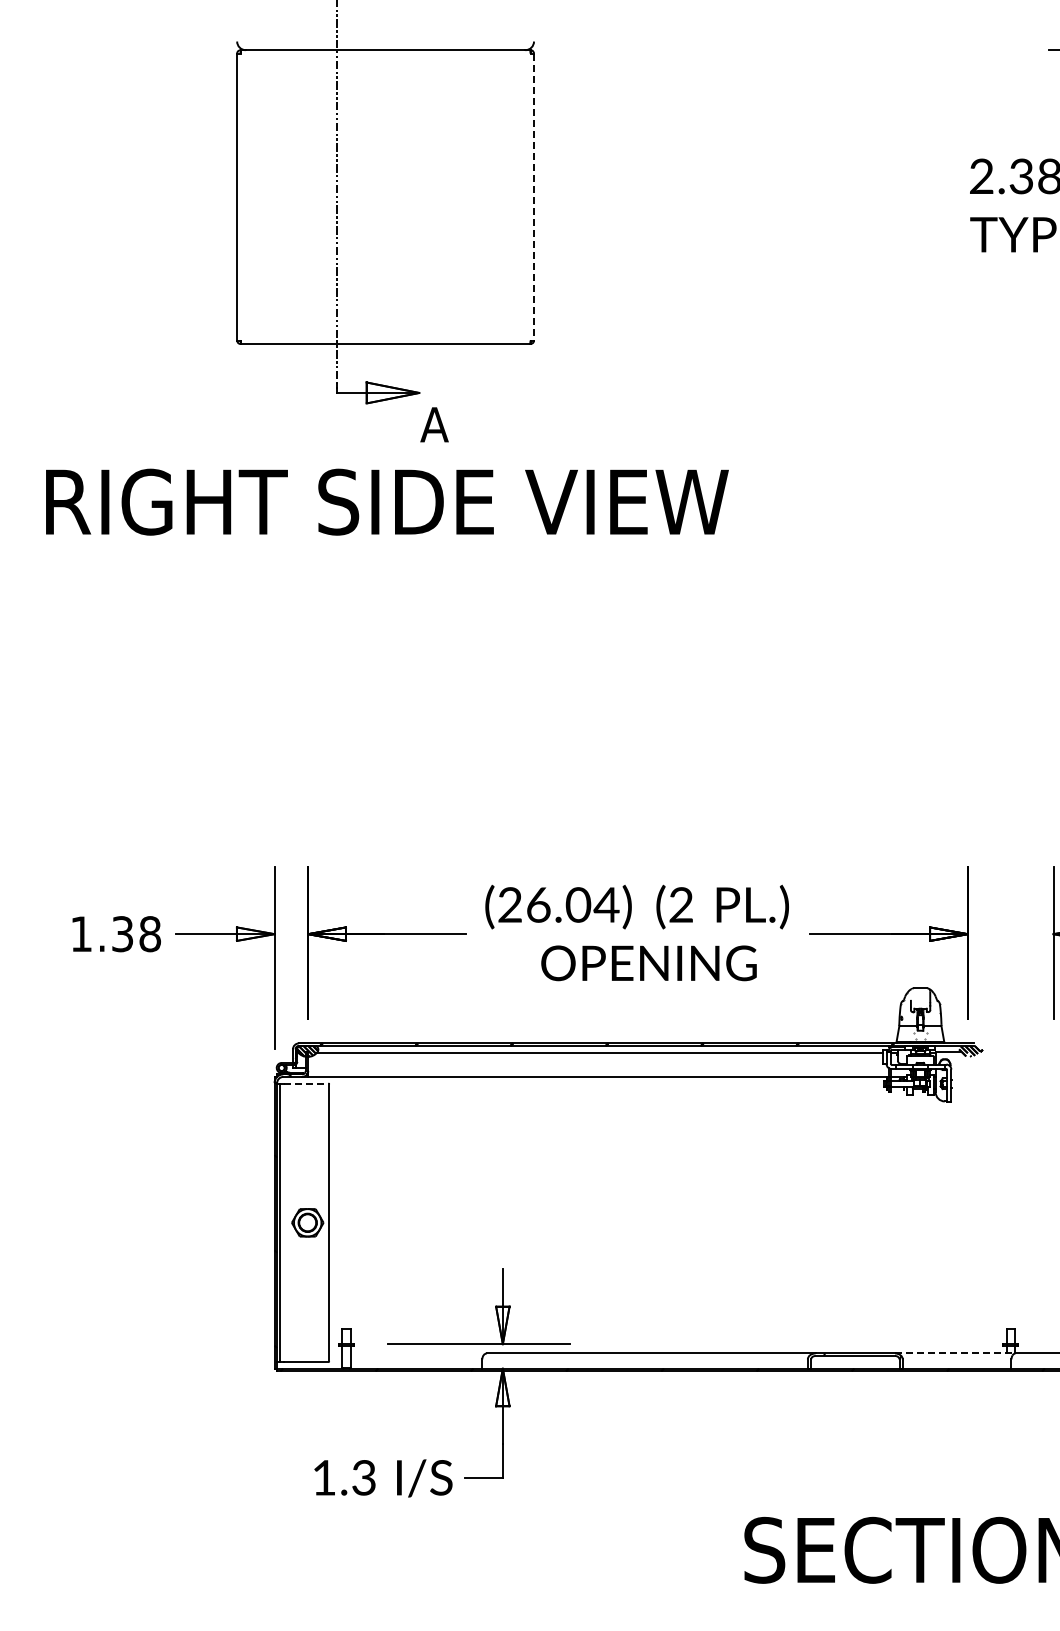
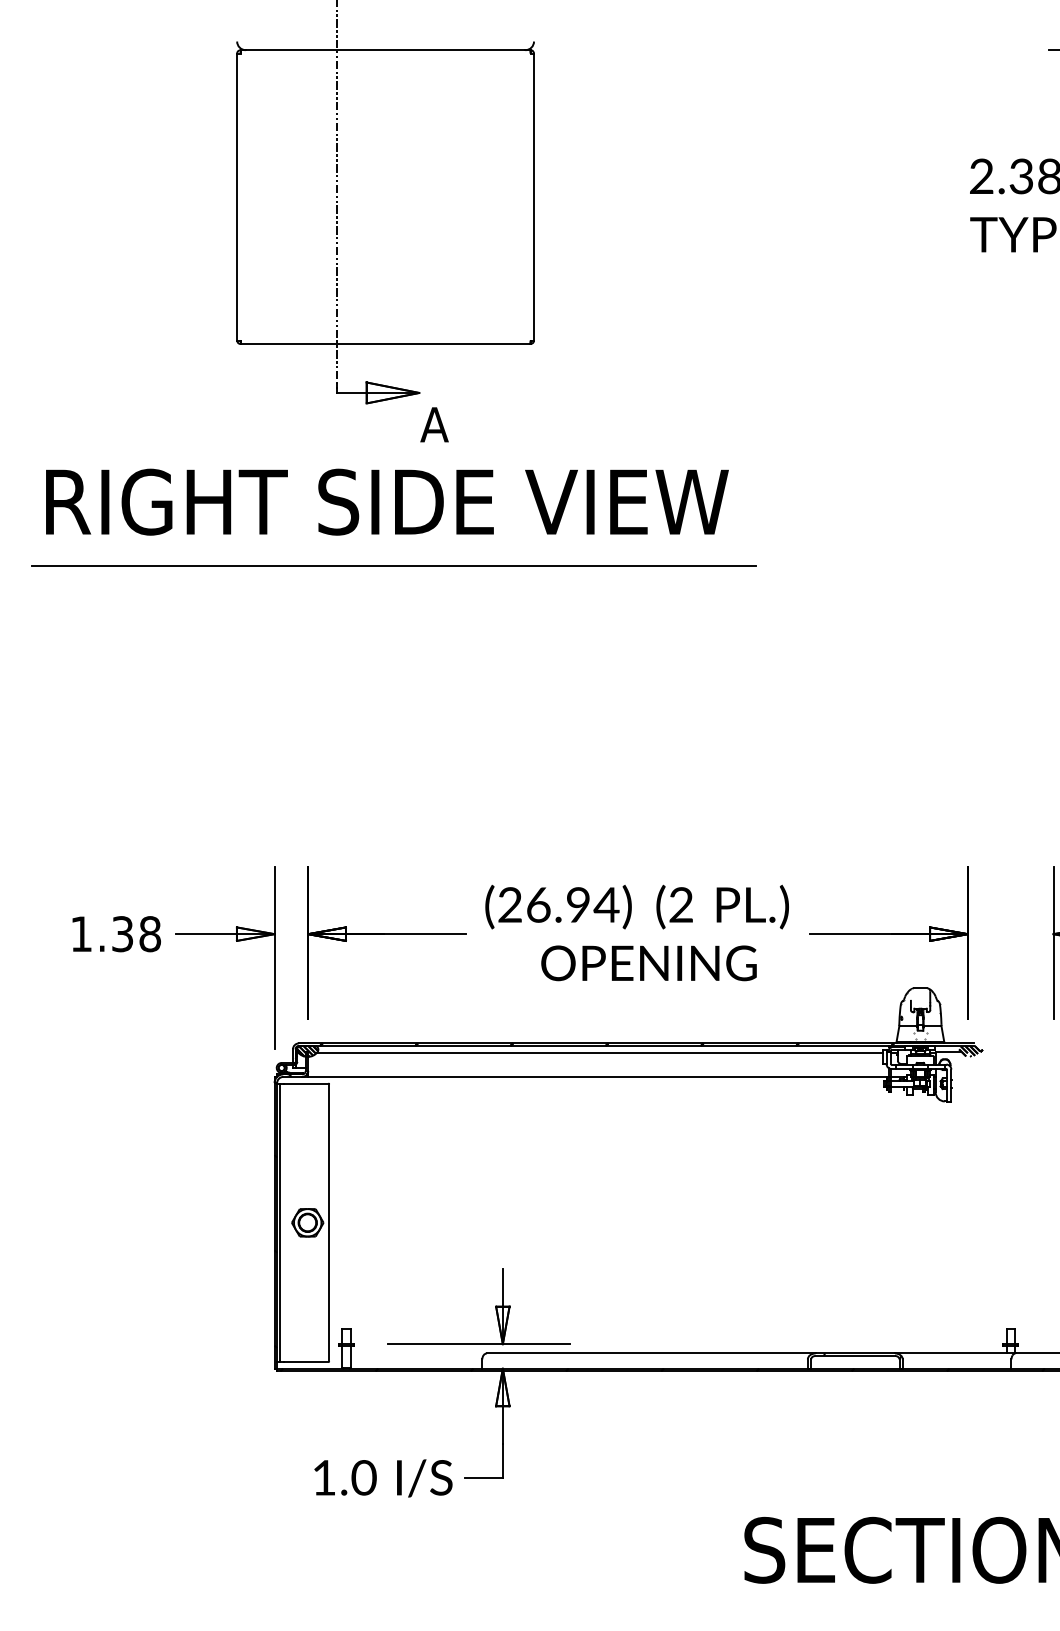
line: dashed -> solid (534, 197)
line: none -> present (393, 566)
text: (26.04) -> (26.94) (578, 905)
line: dashed -> solid (306, 1083)
line: dashed -> solid (955, 1353)
text: 1.3 -> 1.0 (363, 1477)
